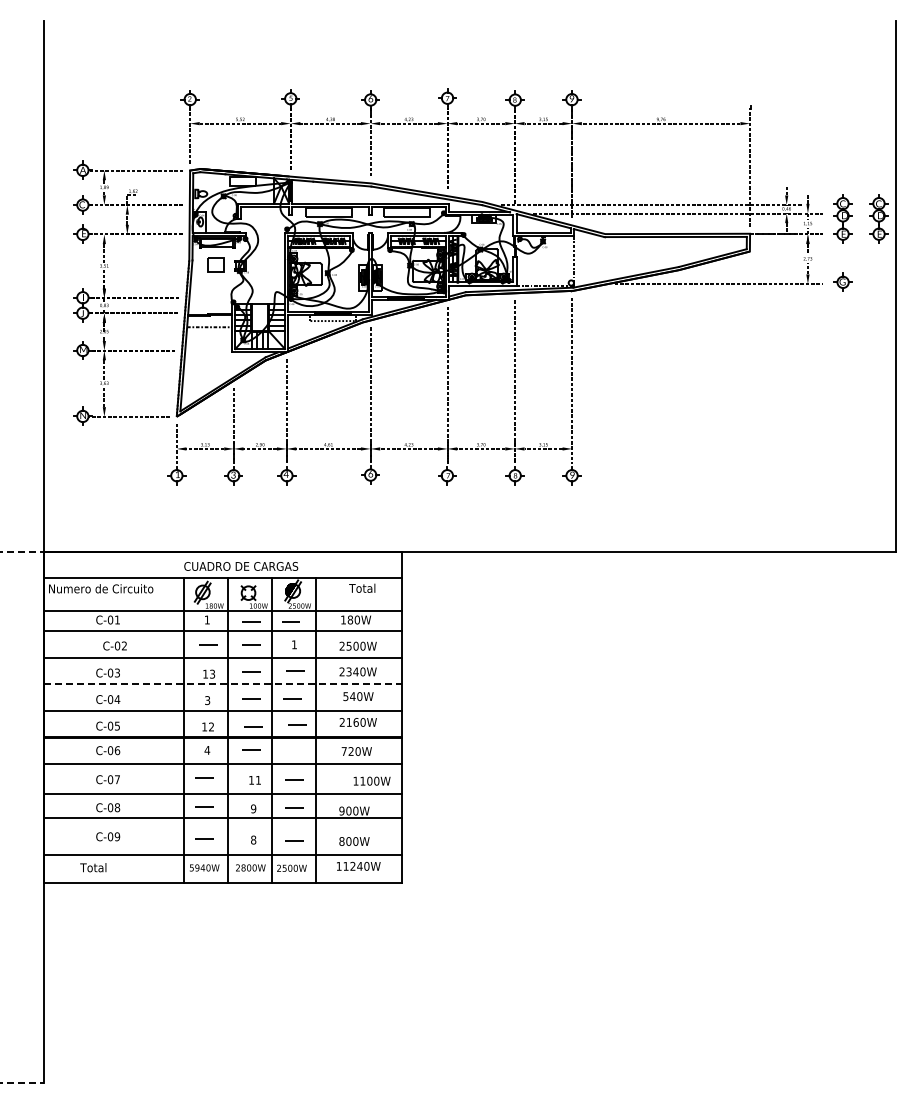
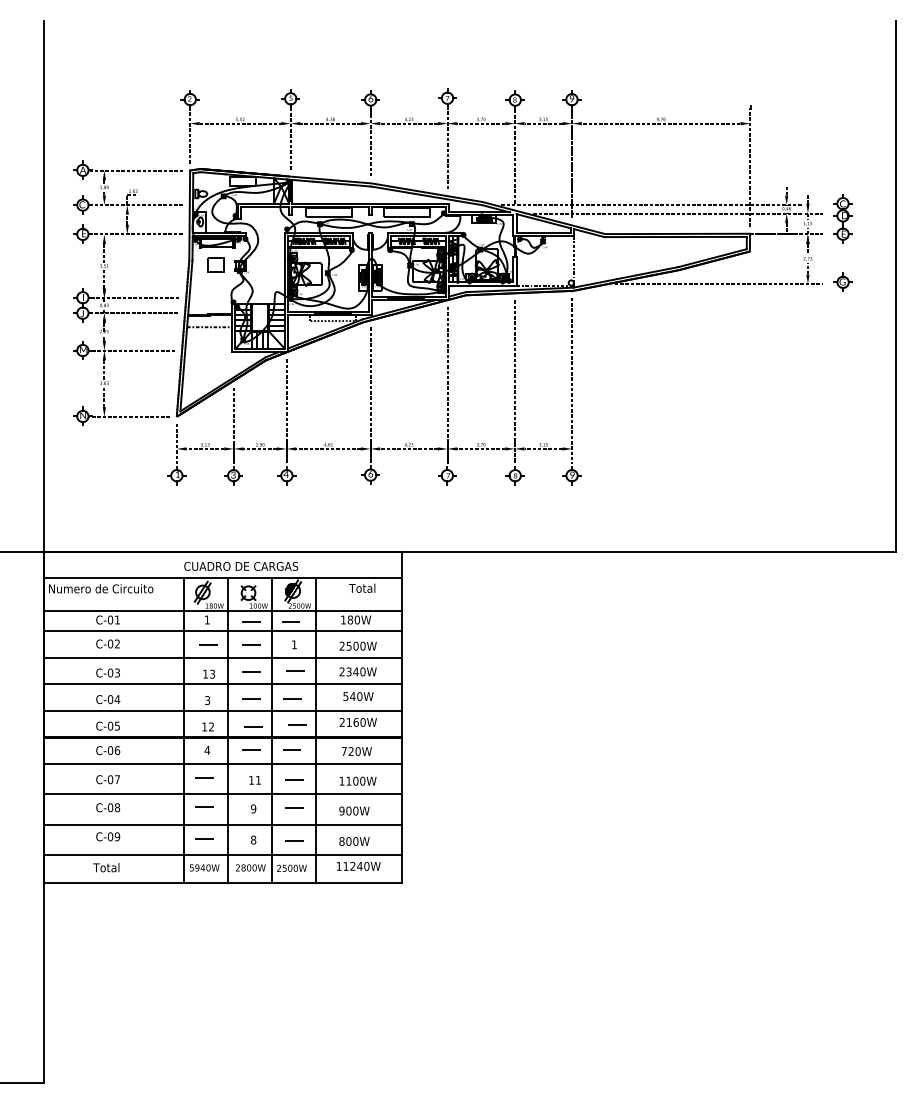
part: present -> none (878, 218)
line: dashed -> solid (22, 551)
text position: (114, 645) -> (107, 643) (107, 643)
line: dashed -> solid (223, 684)
line: none -> present (291, 749)
text position: (371, 780) -> (357, 780) (357, 780)
line position: (223, 817) -> (223, 824) (223, 824)
text position: (93, 867) -> (106, 867) (106, 867)
line: dashed -> solid (22, 1082)
